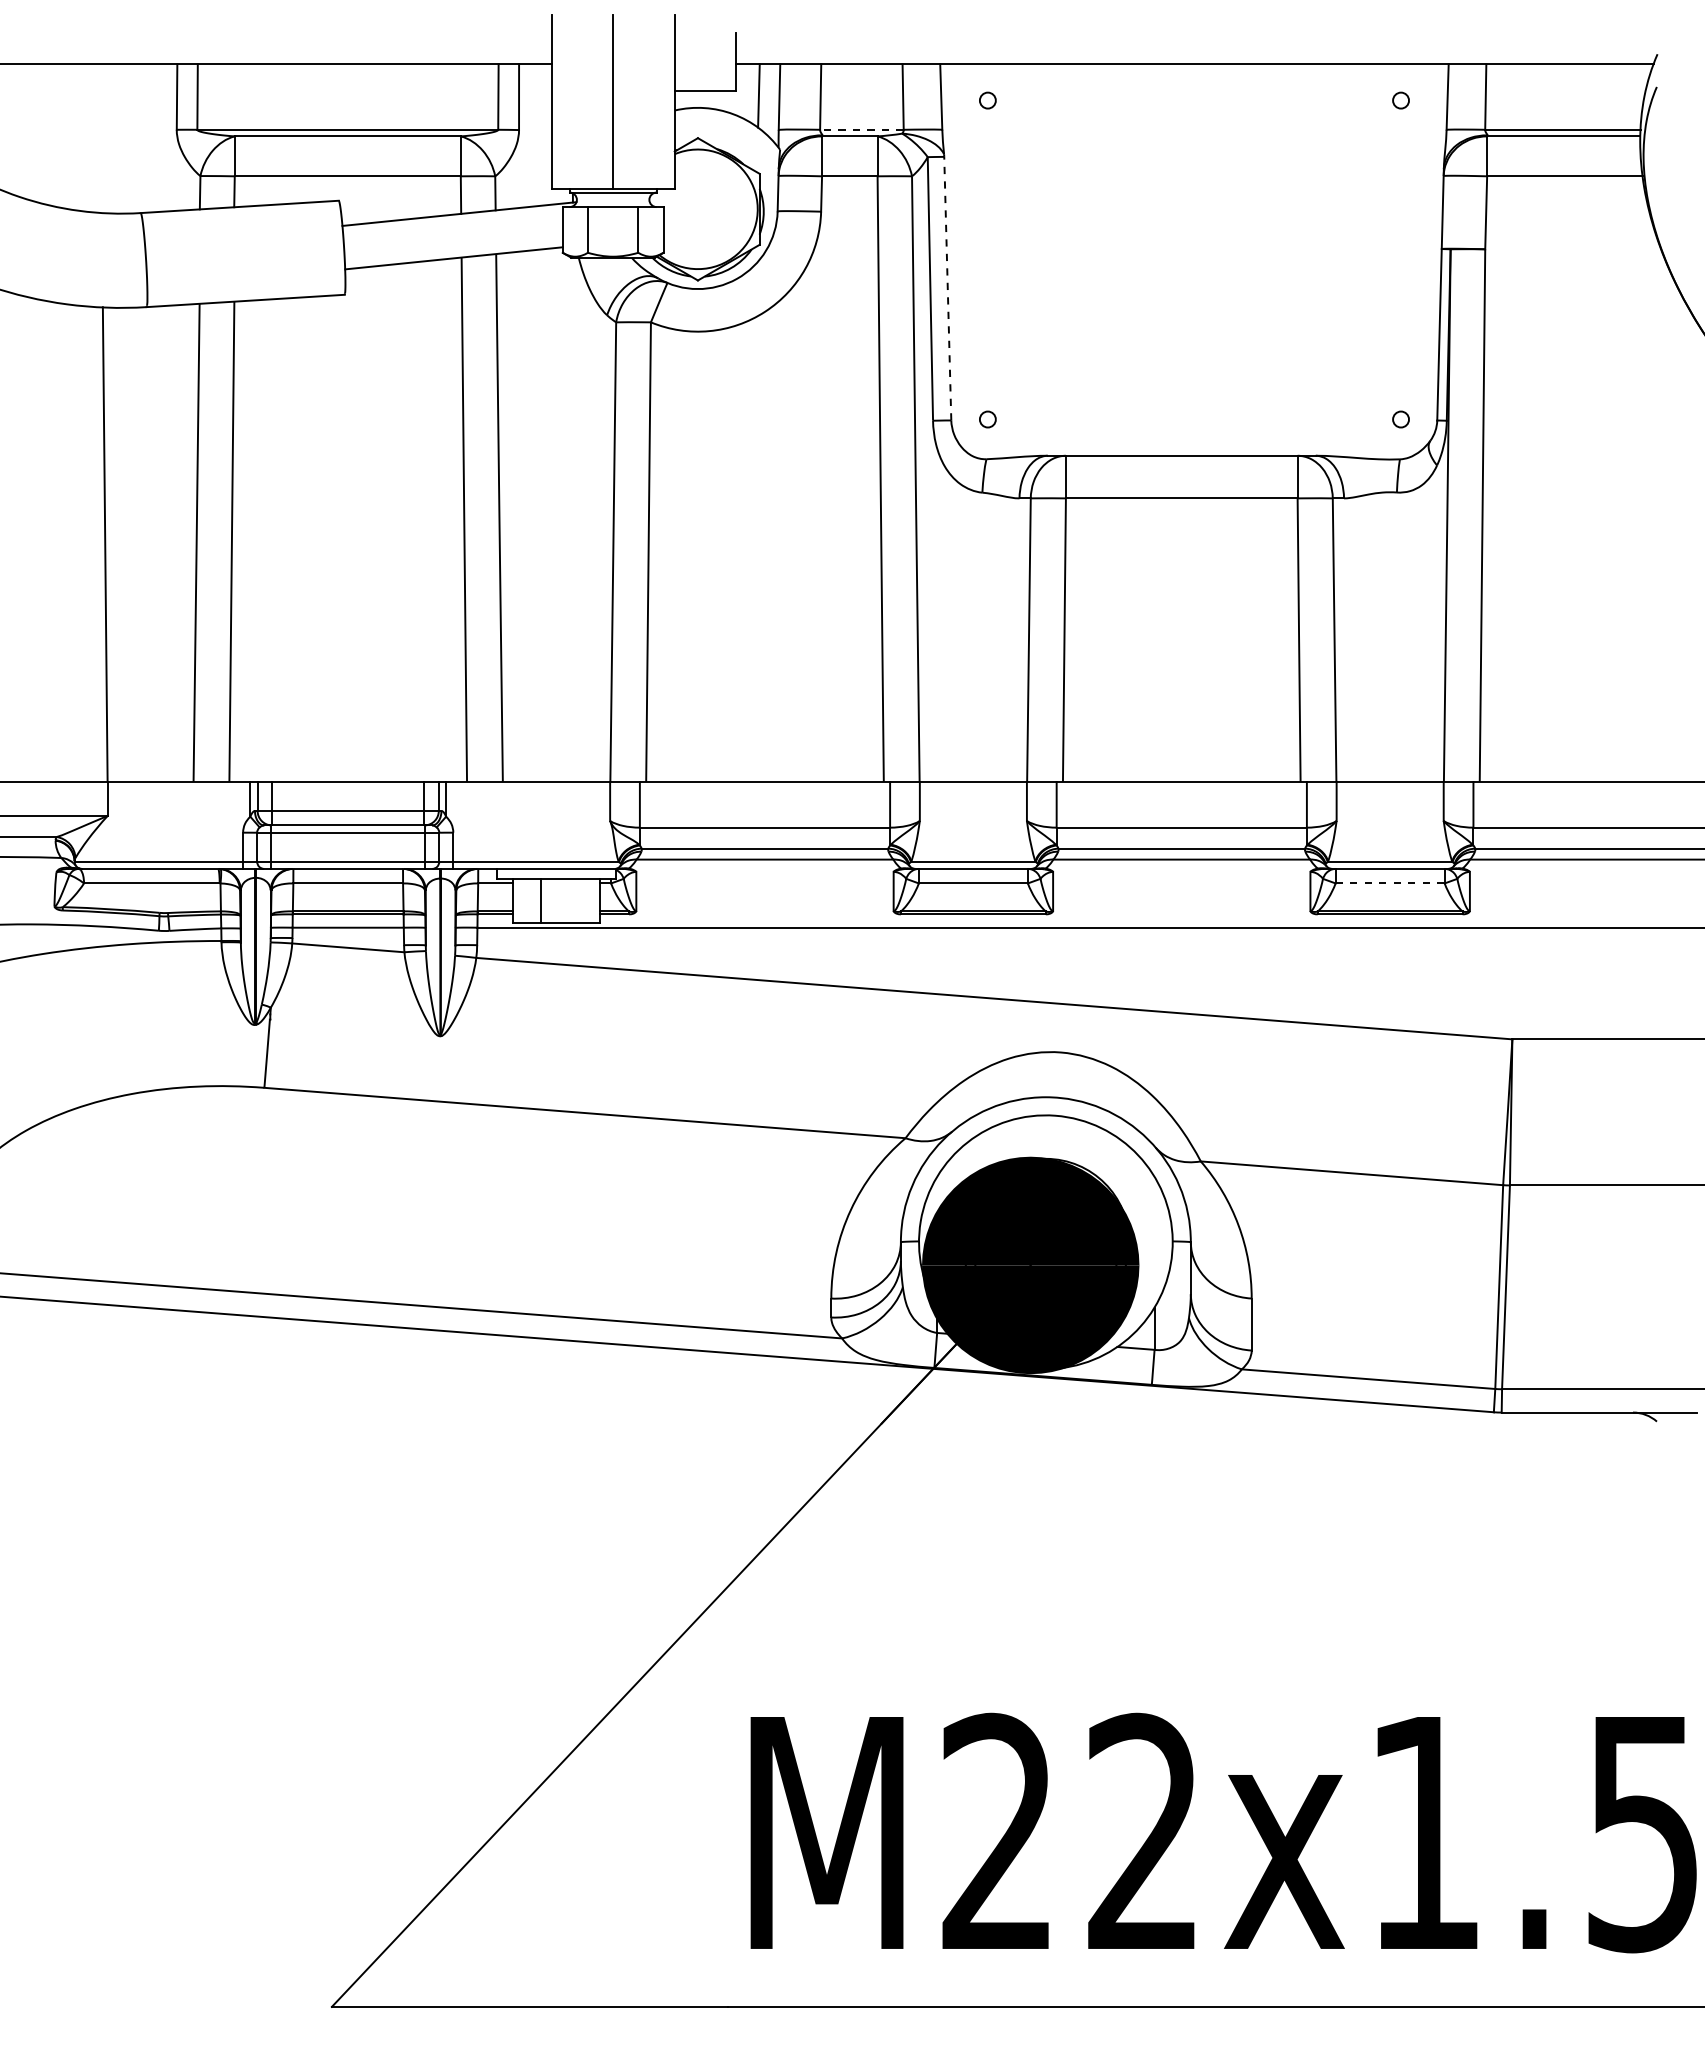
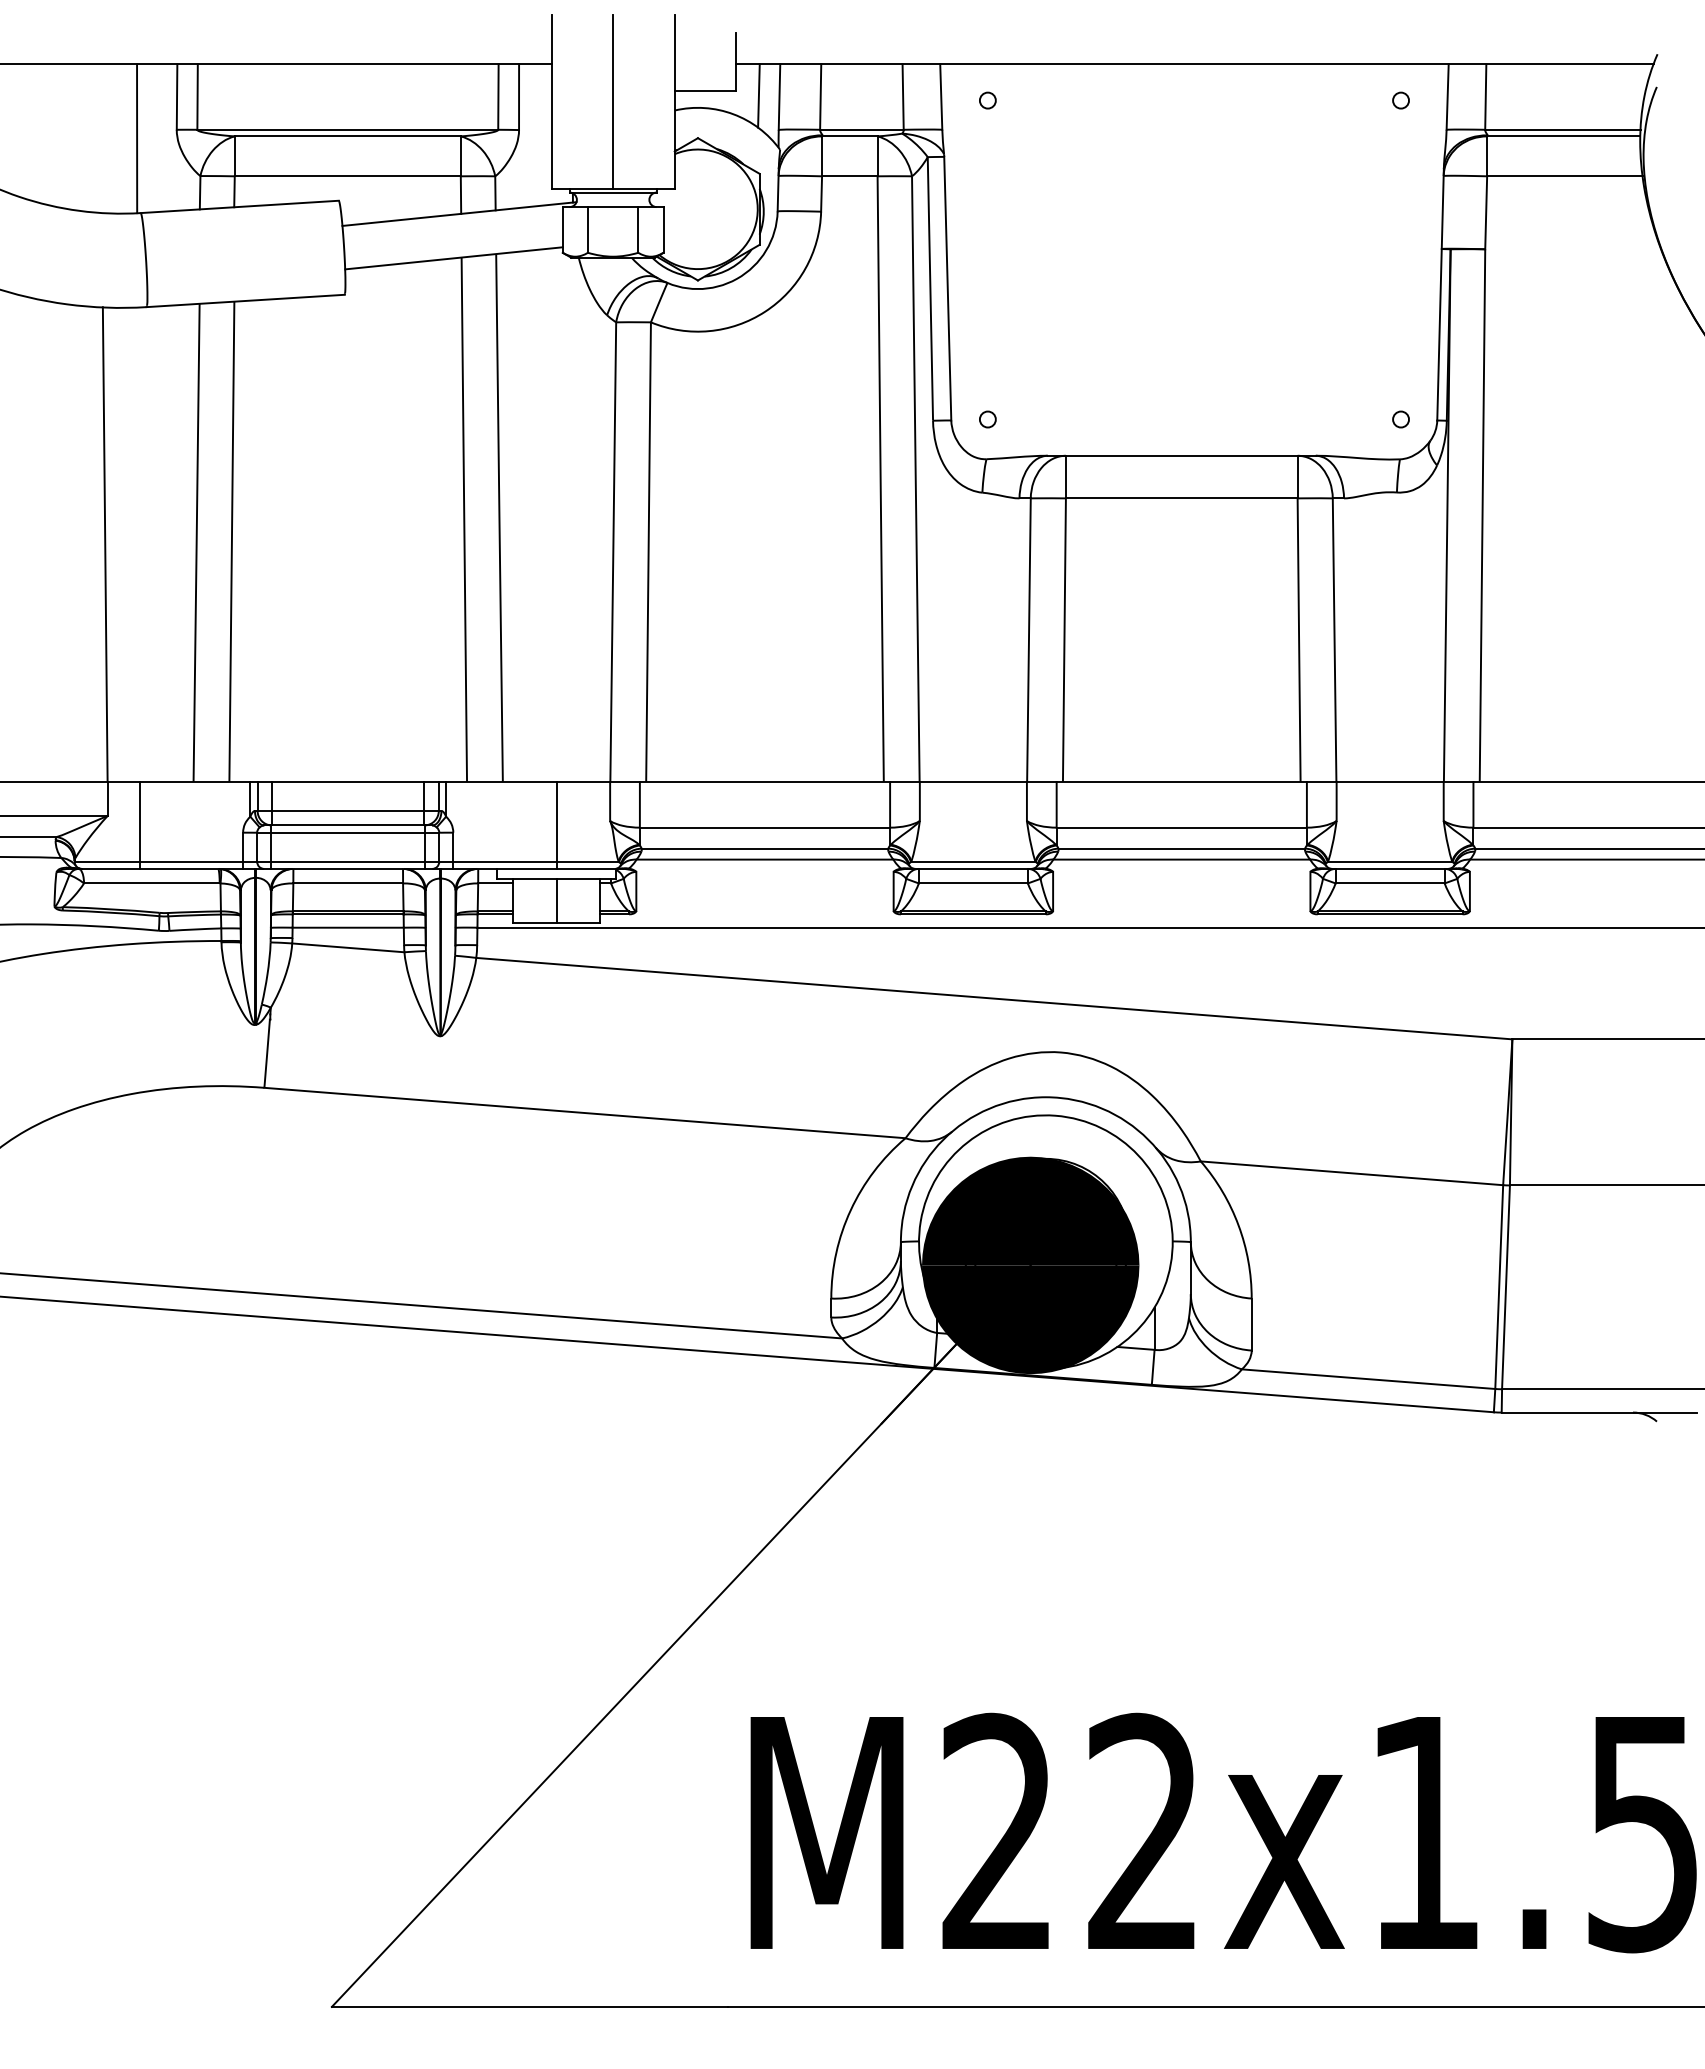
line: dashed -> solid (861, 129)
line: none -> present (137, 138)
line: dashed -> solid (947, 288)
line: none -> present (139, 824)
line: none -> present (556, 824)
line: dashed -> solid (1390, 883)
line position: (540, 901) -> (556, 901) (556, 901)
